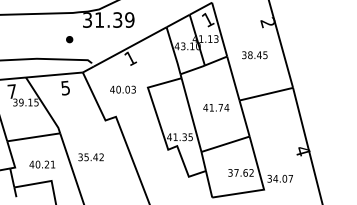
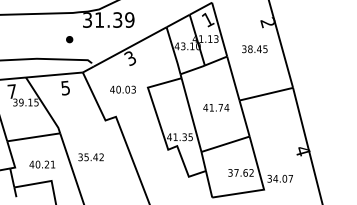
text position: (254, 55) -> (254, 49) (254, 49)
text: 1 -> 3 (130, 58)
